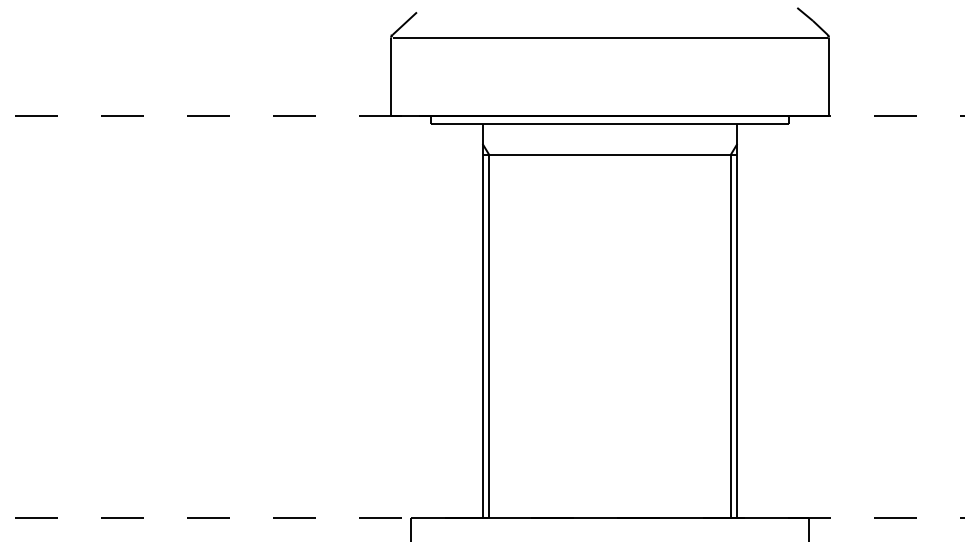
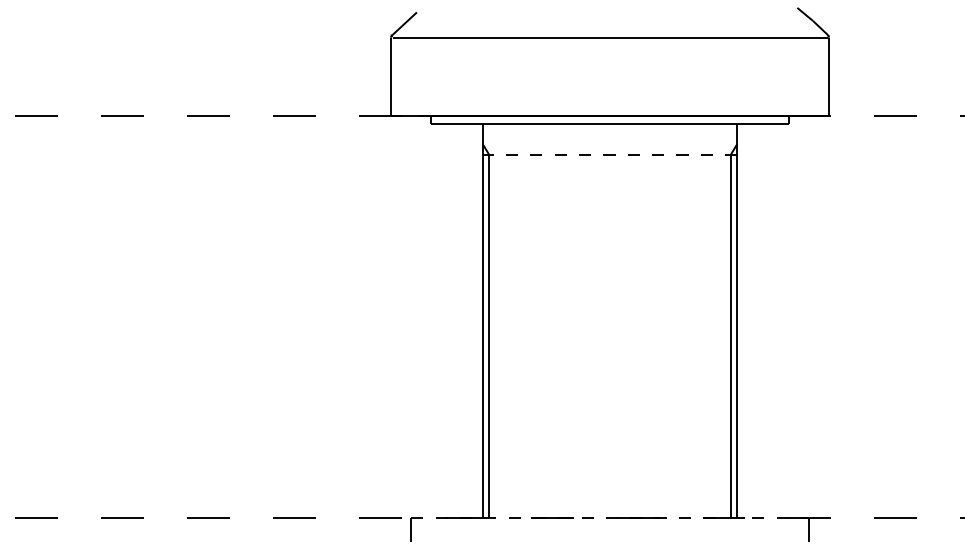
line: solid -> dashed (609, 154)
line: solid -> dashed (610, 518)
